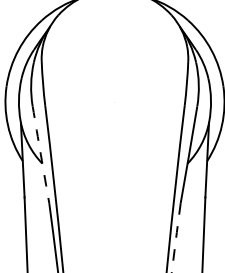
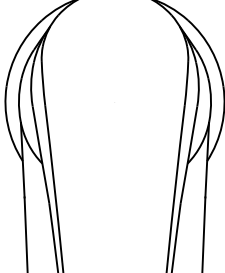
arc: dashed -> solid (40, 154)
arc: dashed -> solid (176, 238)
